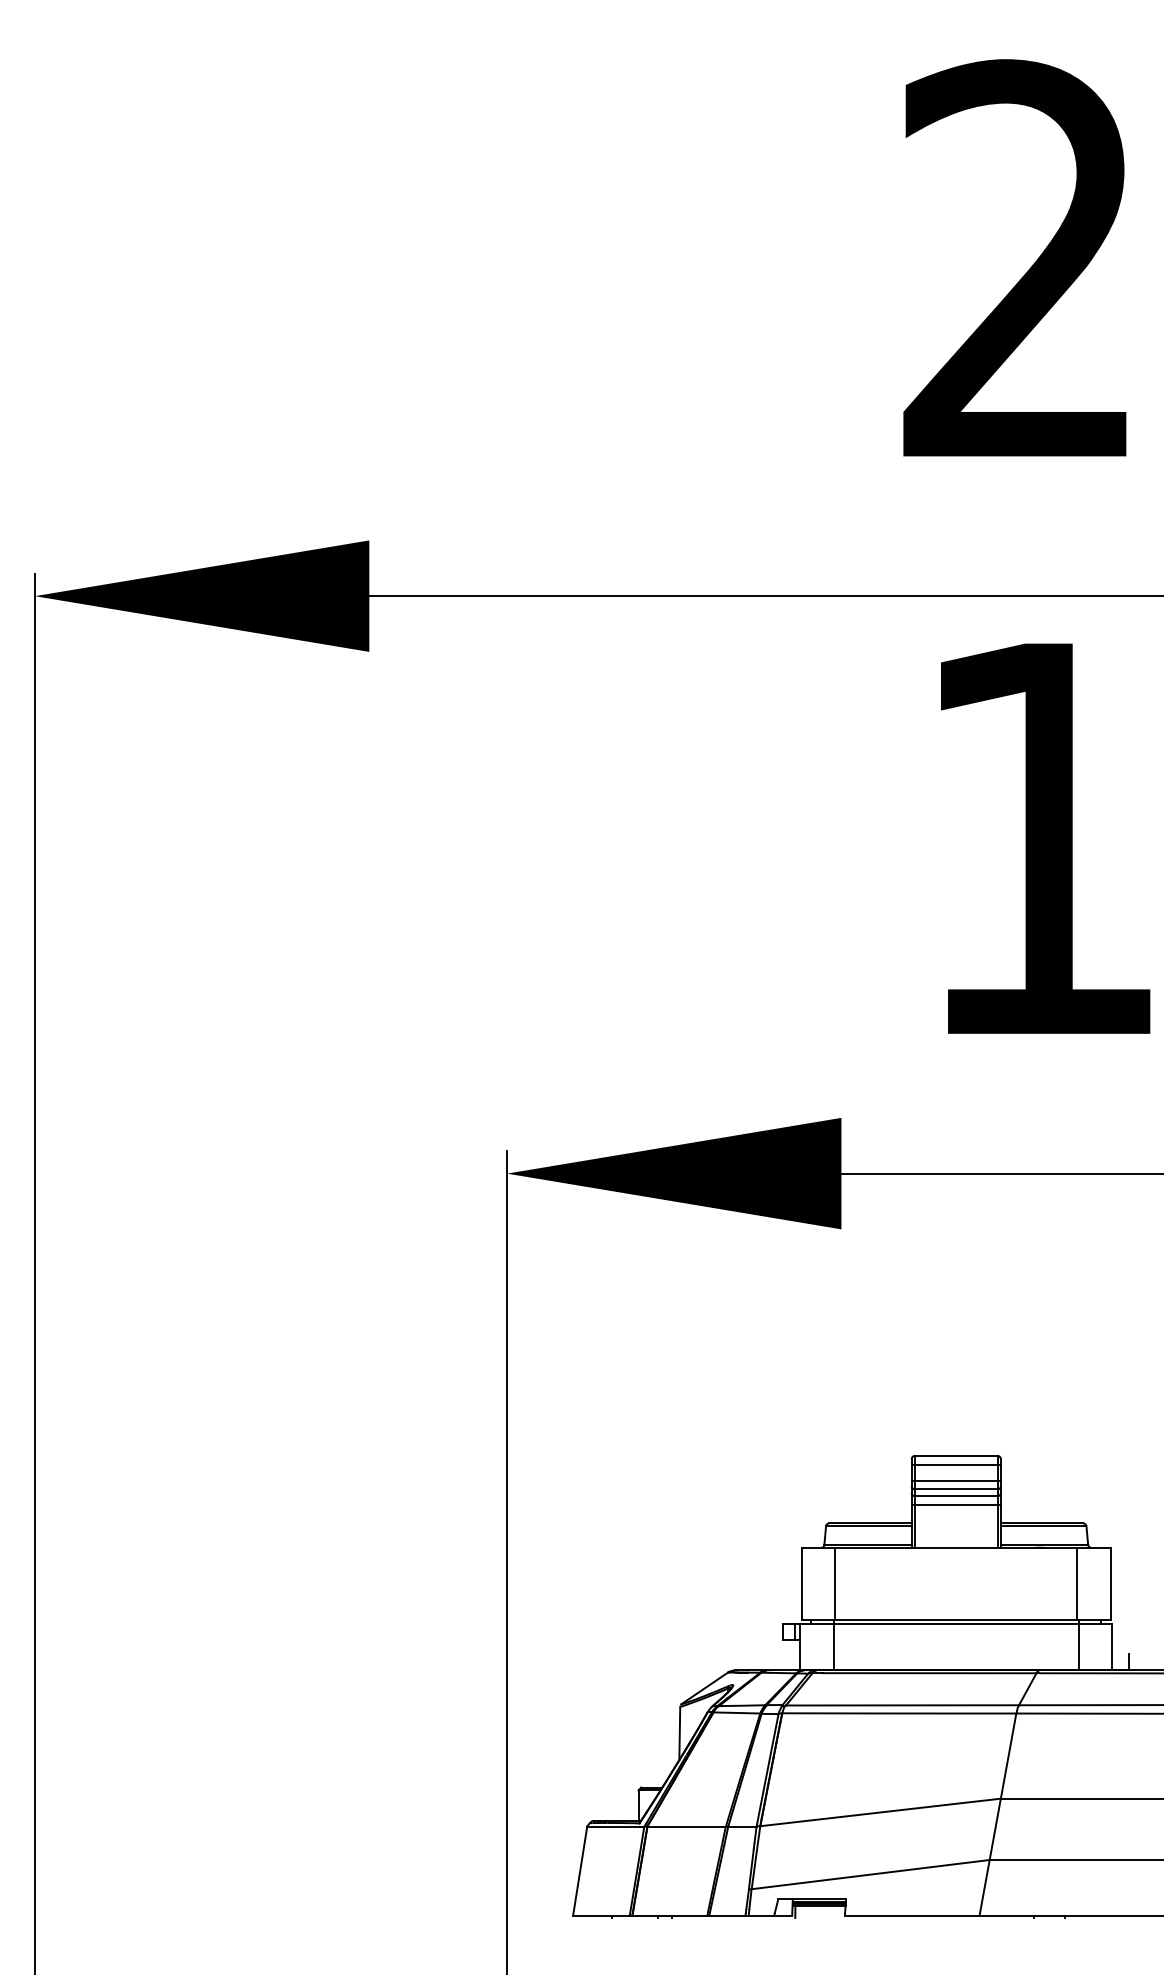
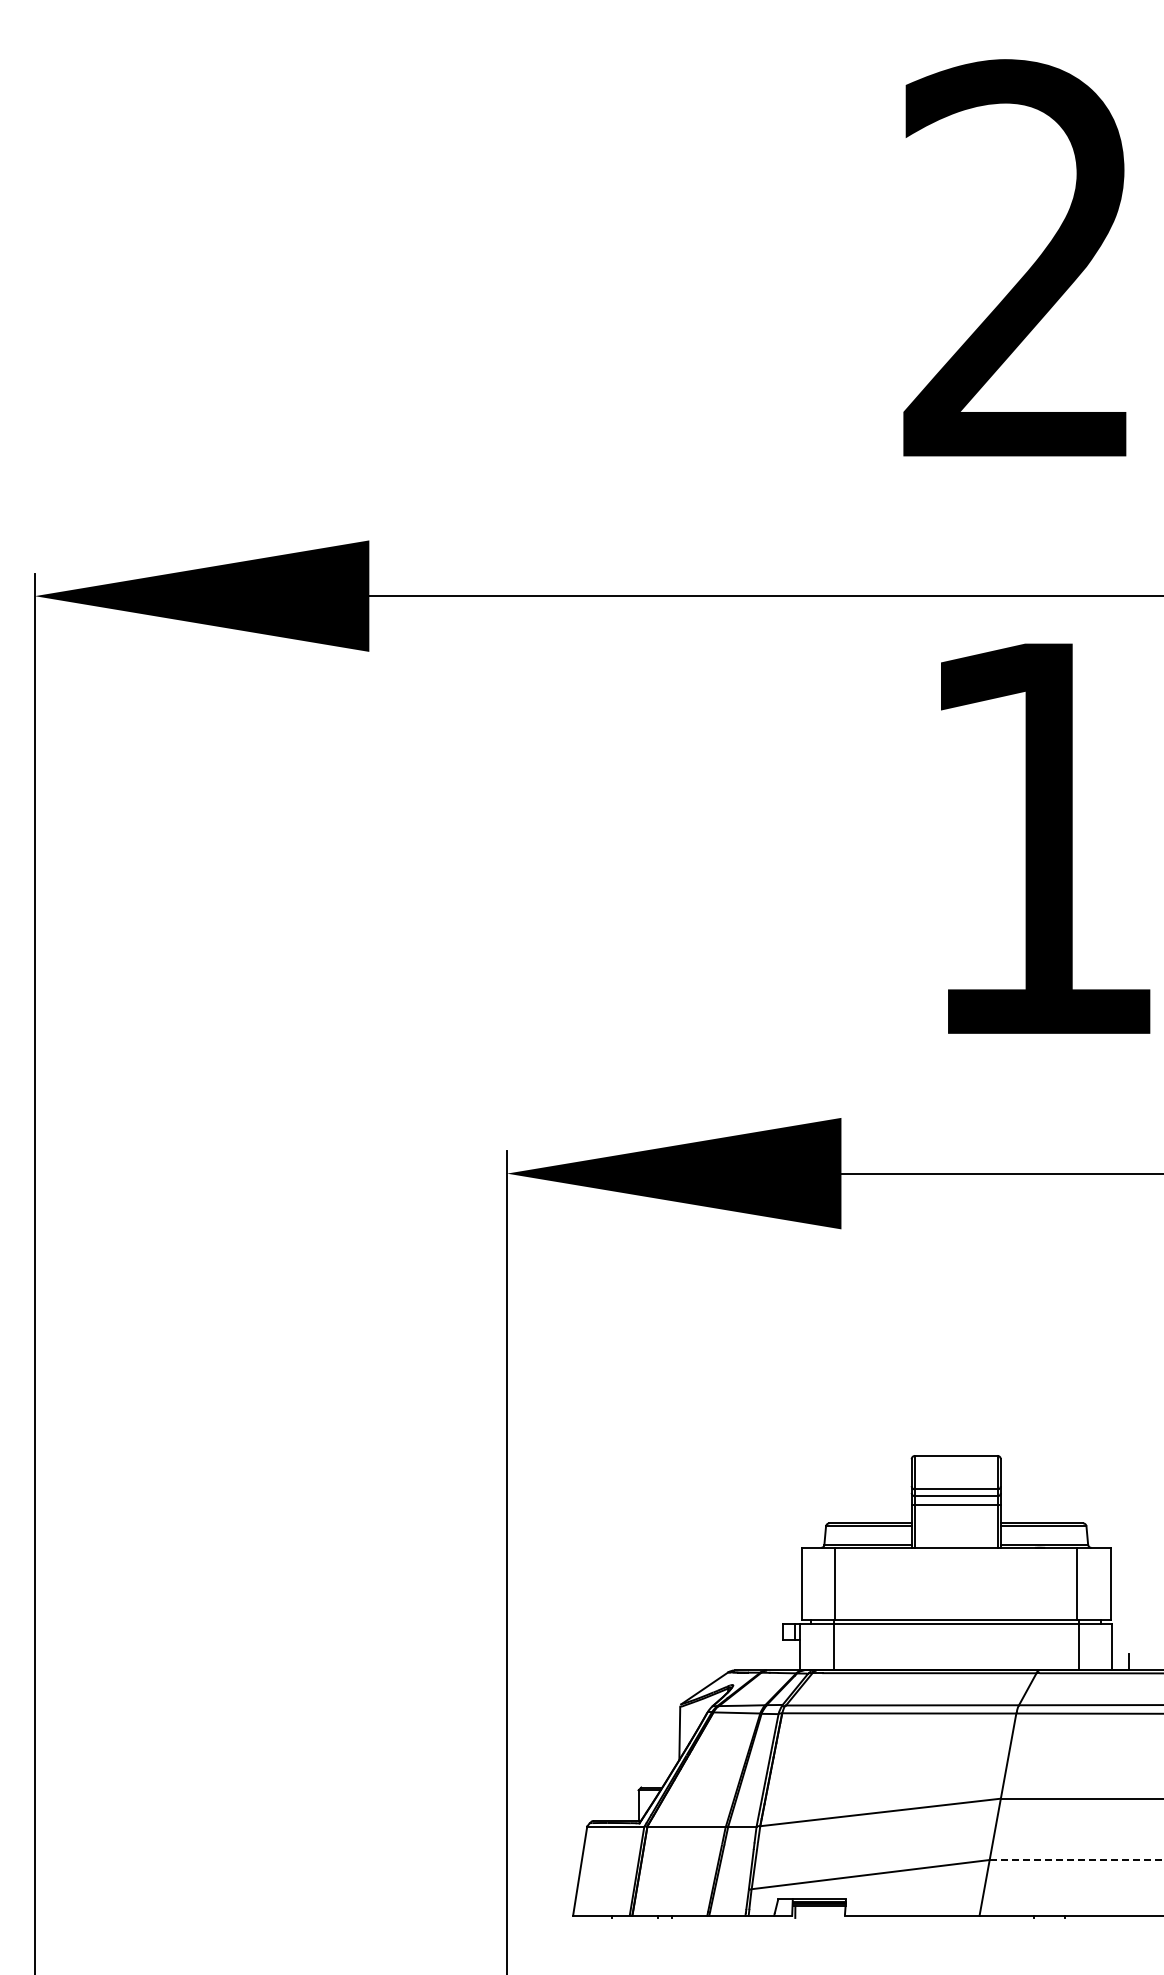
line: present -> none (955, 1464)
line: present -> none (955, 1480)
line: solid -> dashed (1076, 1860)
